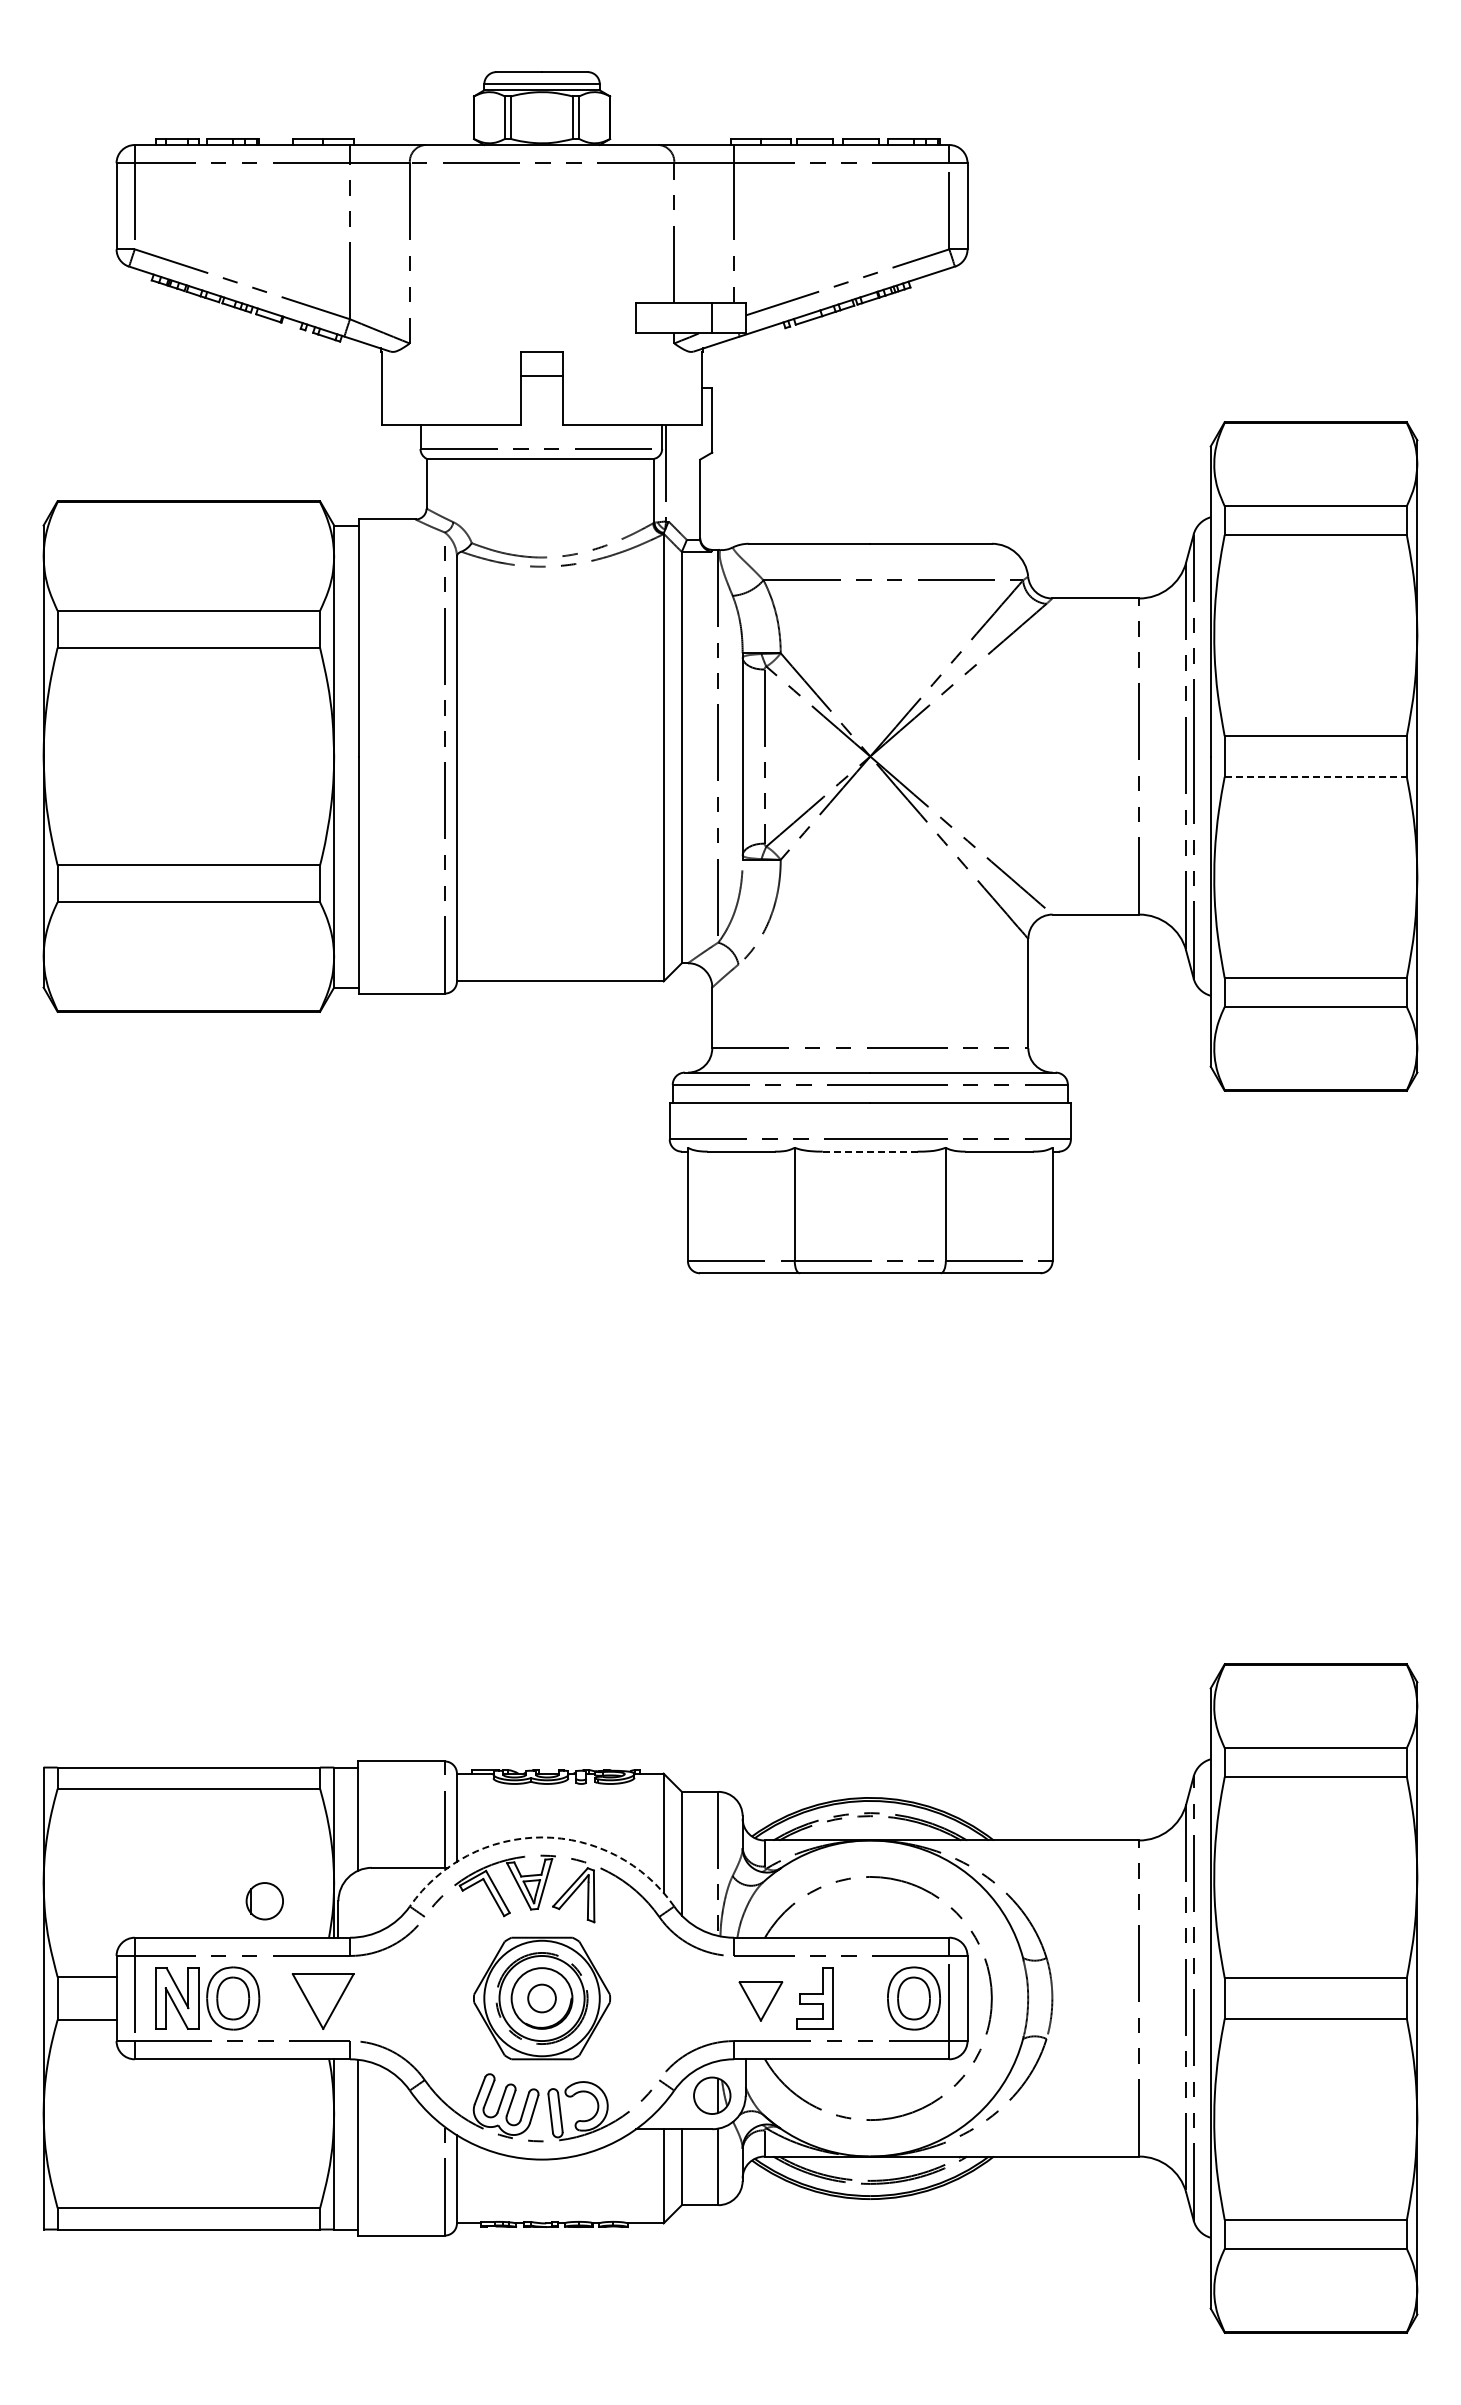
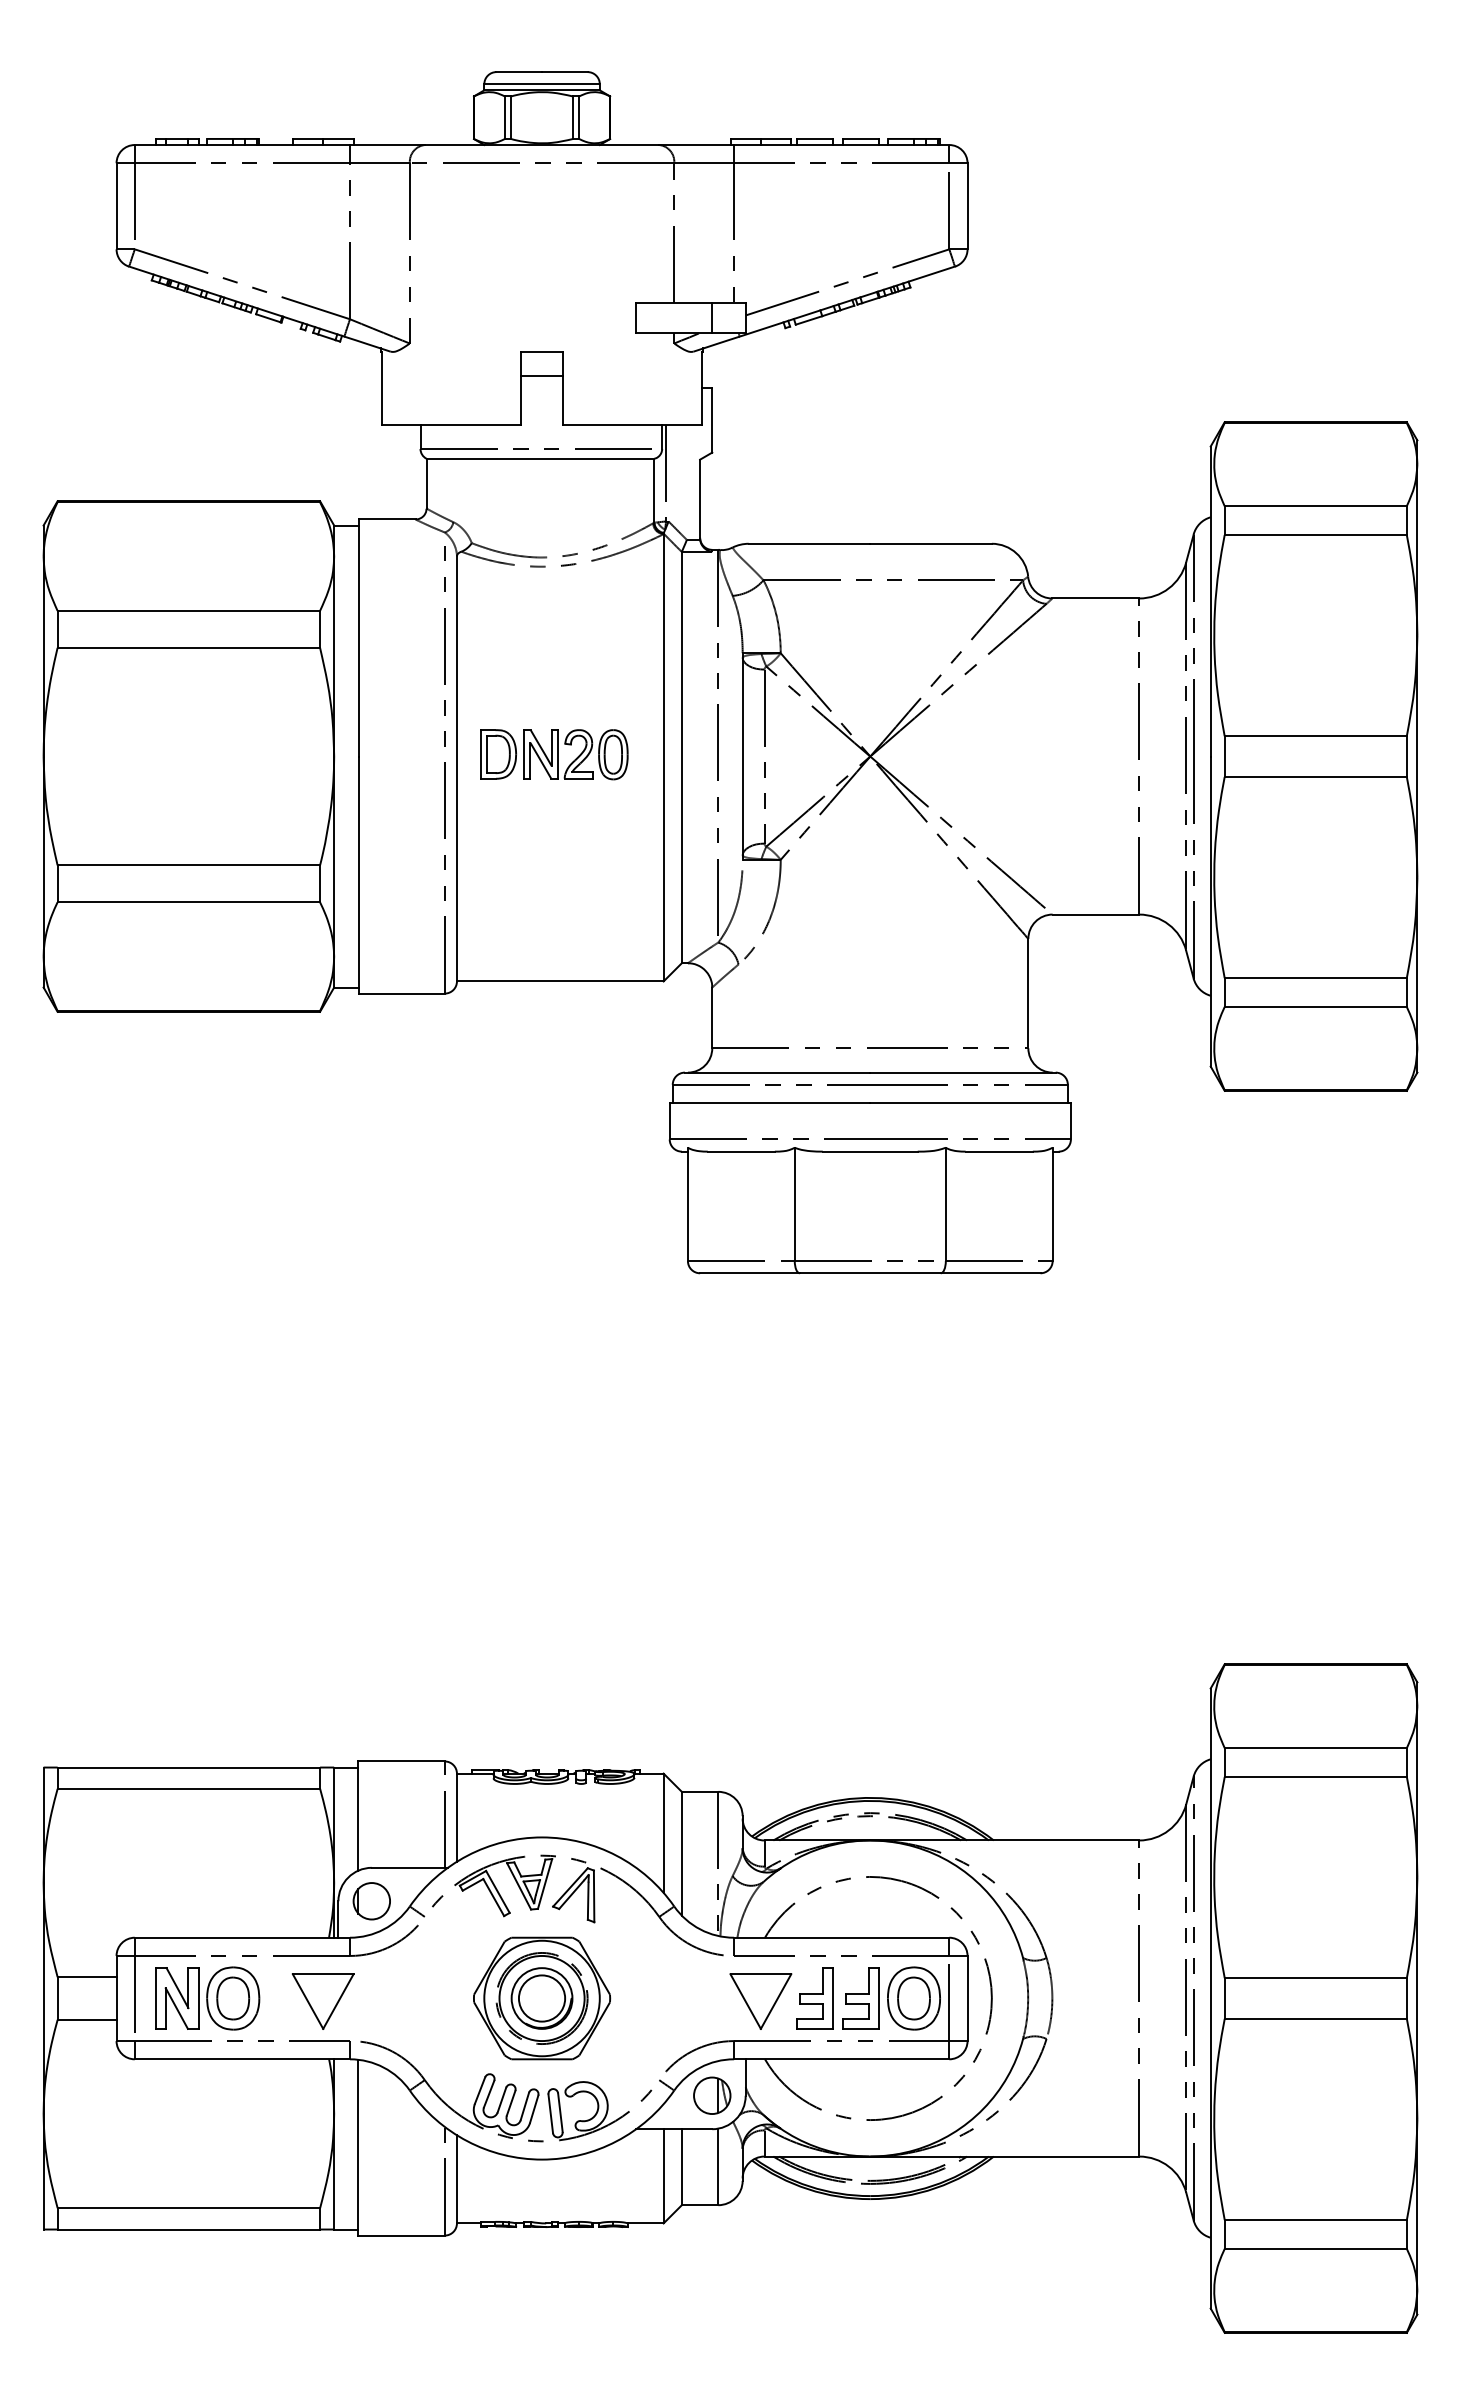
part: none -> present (554, 754)
line: dashed -> solid (1316, 776)
line: dashed -> solid (869, 1151)
arc: dashed -> solid (542, 1837)
part position: (264, 1901) -> (371, 1901) (371, 1901)
circle diameter: 28 px -> 46 px (541, 1998)
part: none -> present (860, 1998)
part size: 46x41 px -> 64x57 px (760, 2001)
